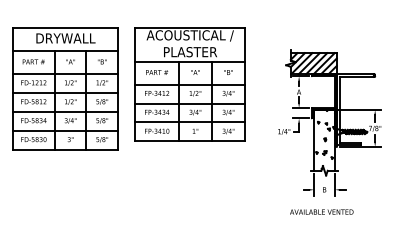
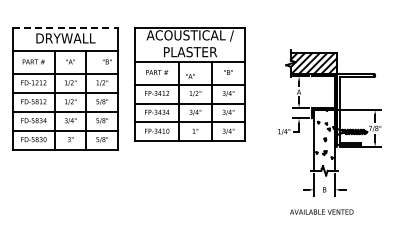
line: solid -> dashed (65, 28)
text position: (102, 61) -> (107, 61) (107, 61)
text position: (195, 72) -> (190, 76) (190, 76)
